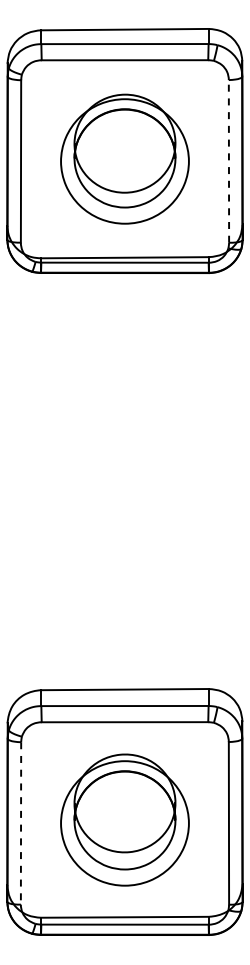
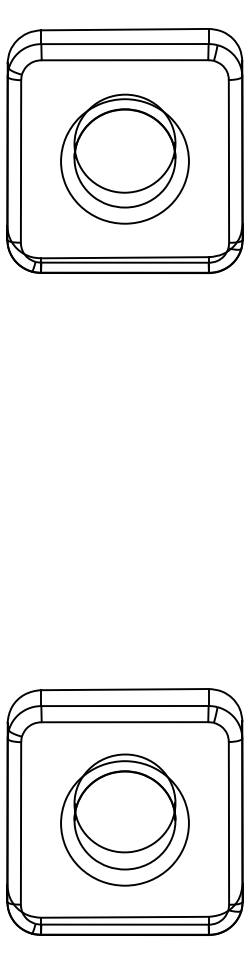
line: dashed -> solid (228, 160)
line: dashed -> solid (21, 823)
